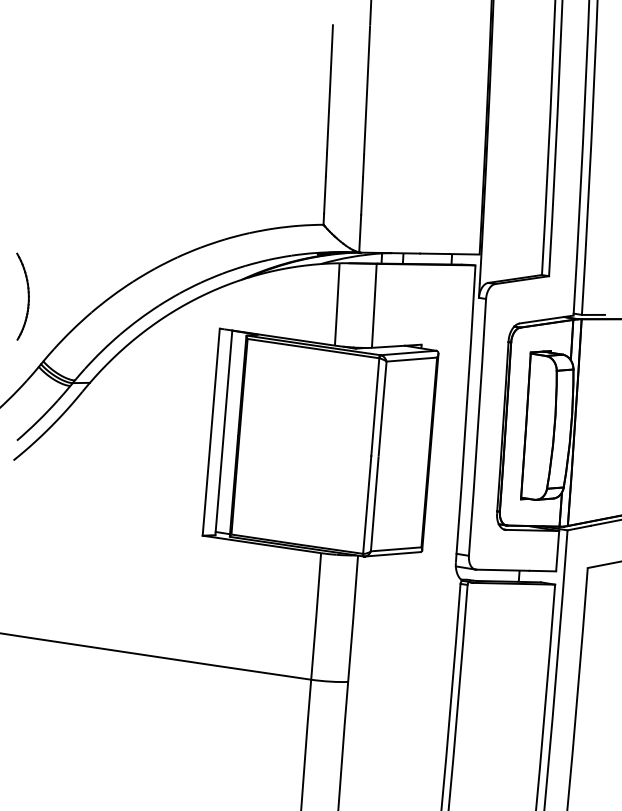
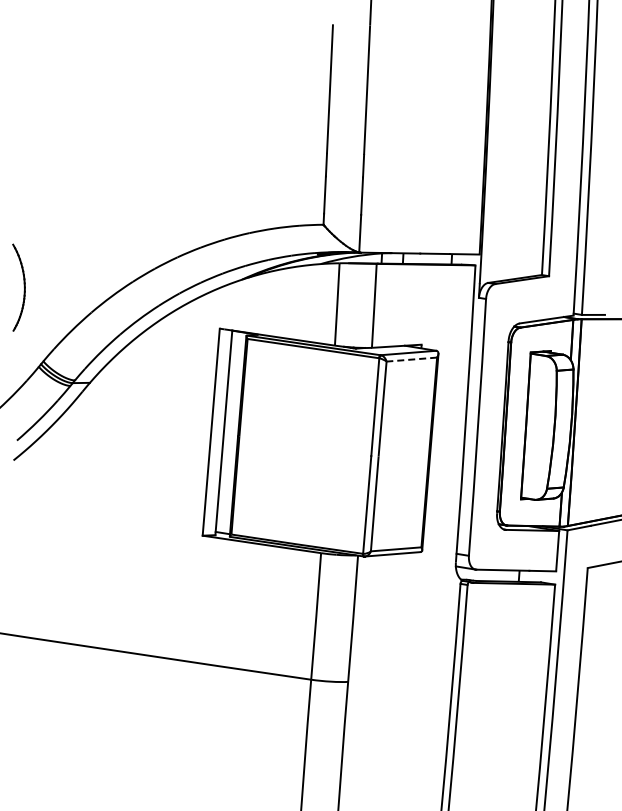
part position: (22, 296) -> (18, 287) (18, 287)
line: solid -> dashed (411, 359)
